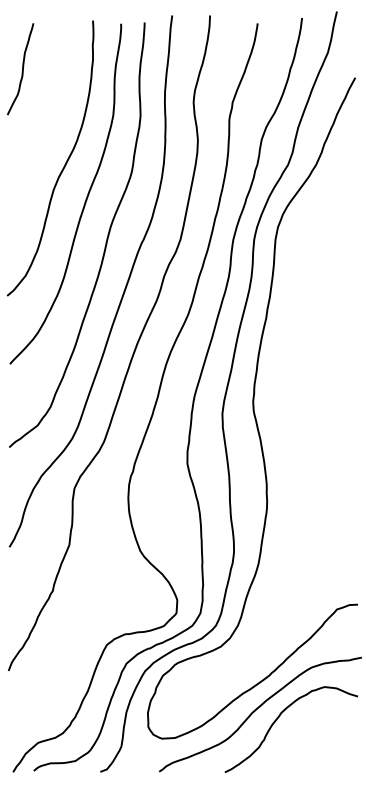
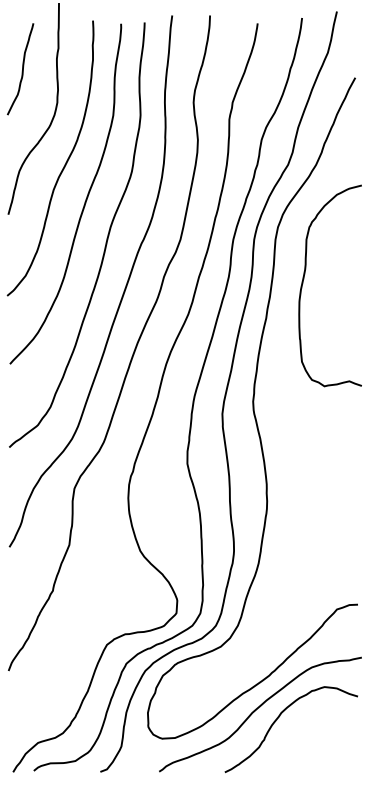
curve: none -> present (53, 114)
curve: none -> present (304, 279)
